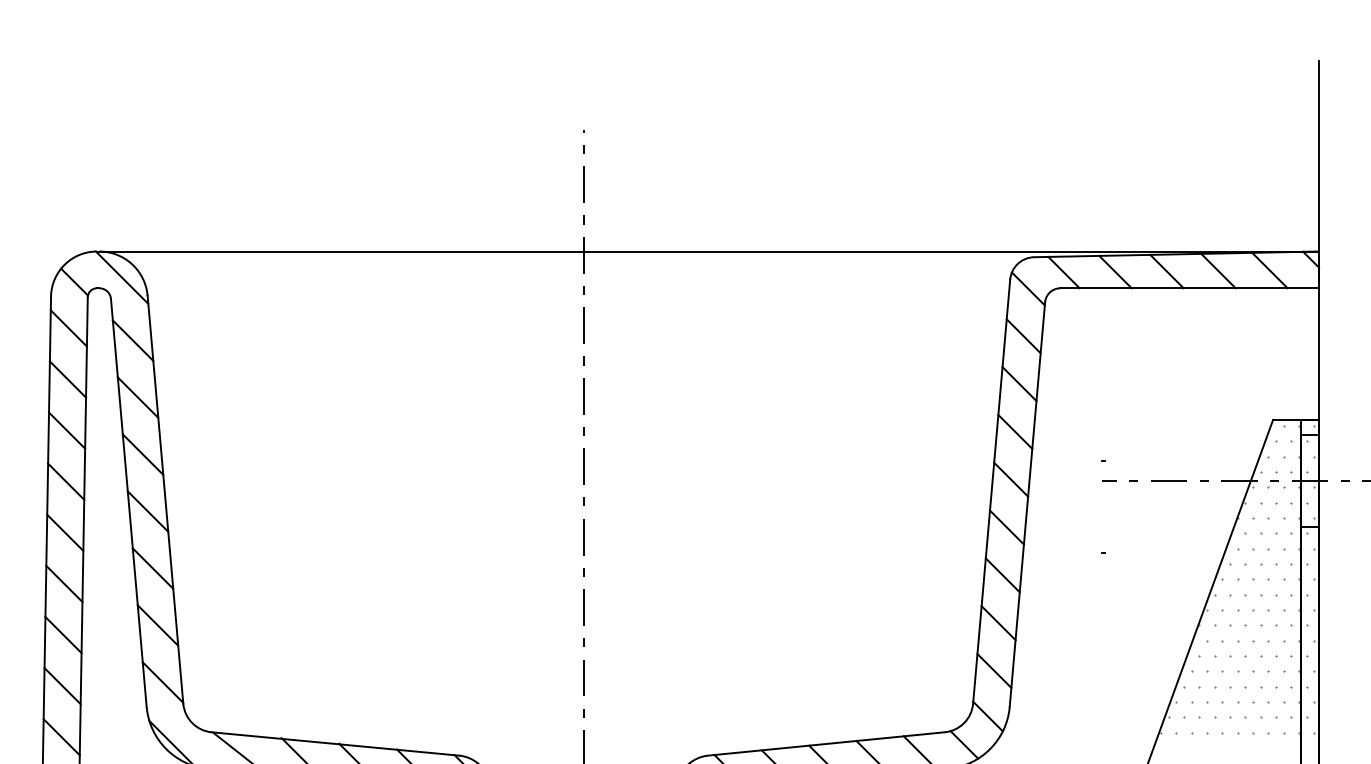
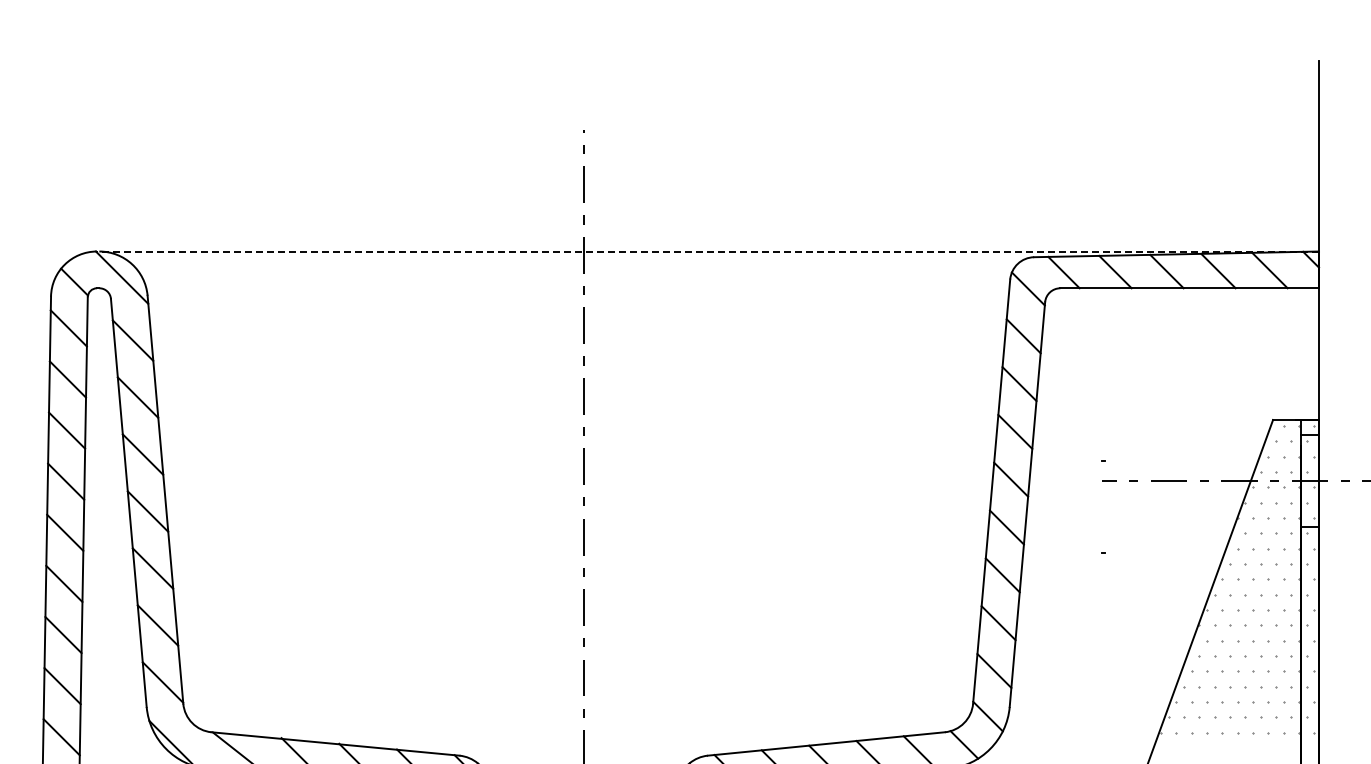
line: solid -> dashed (707, 251)
